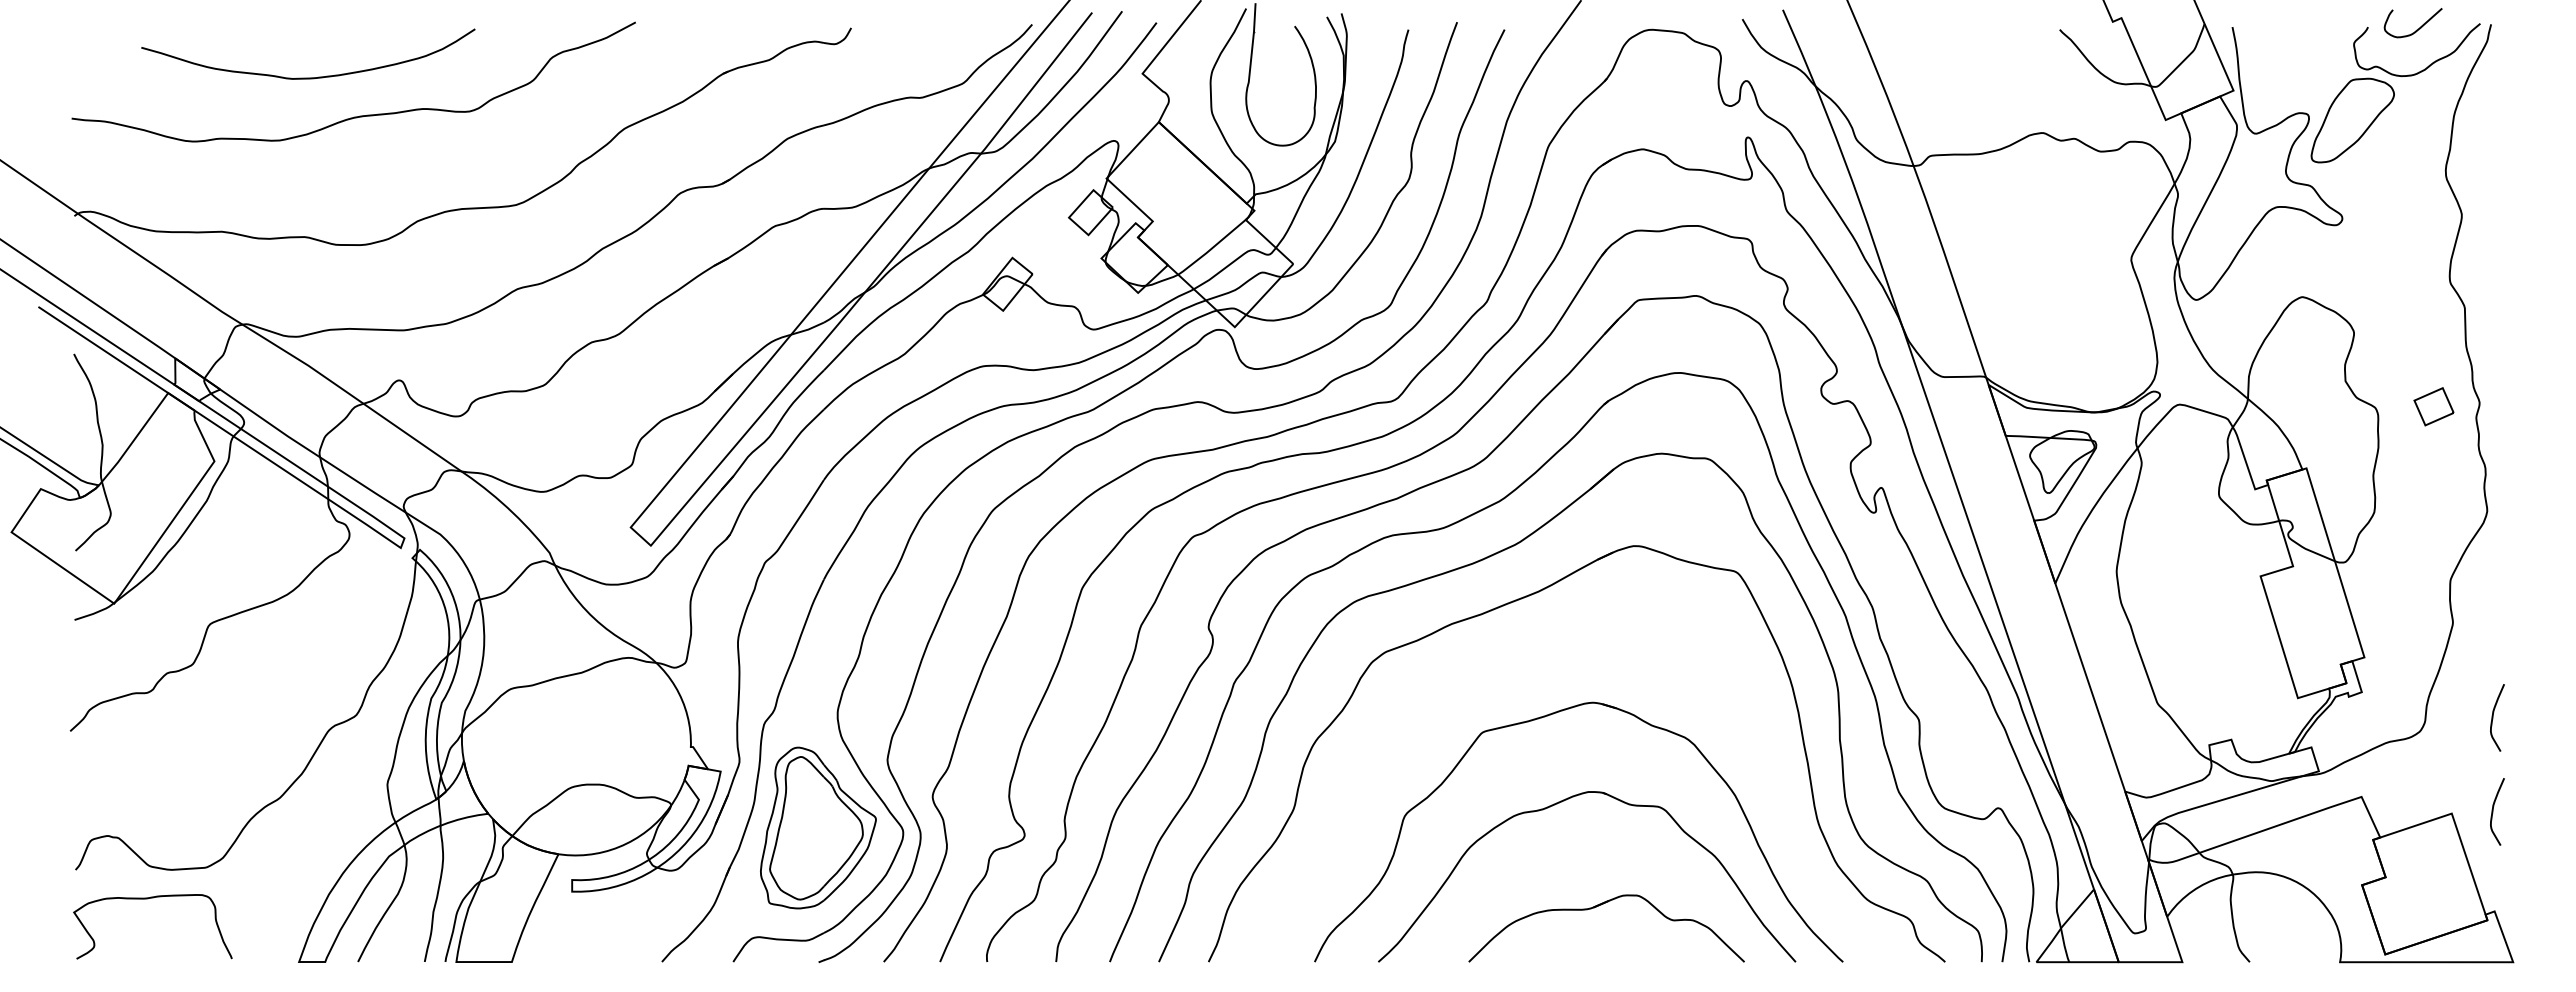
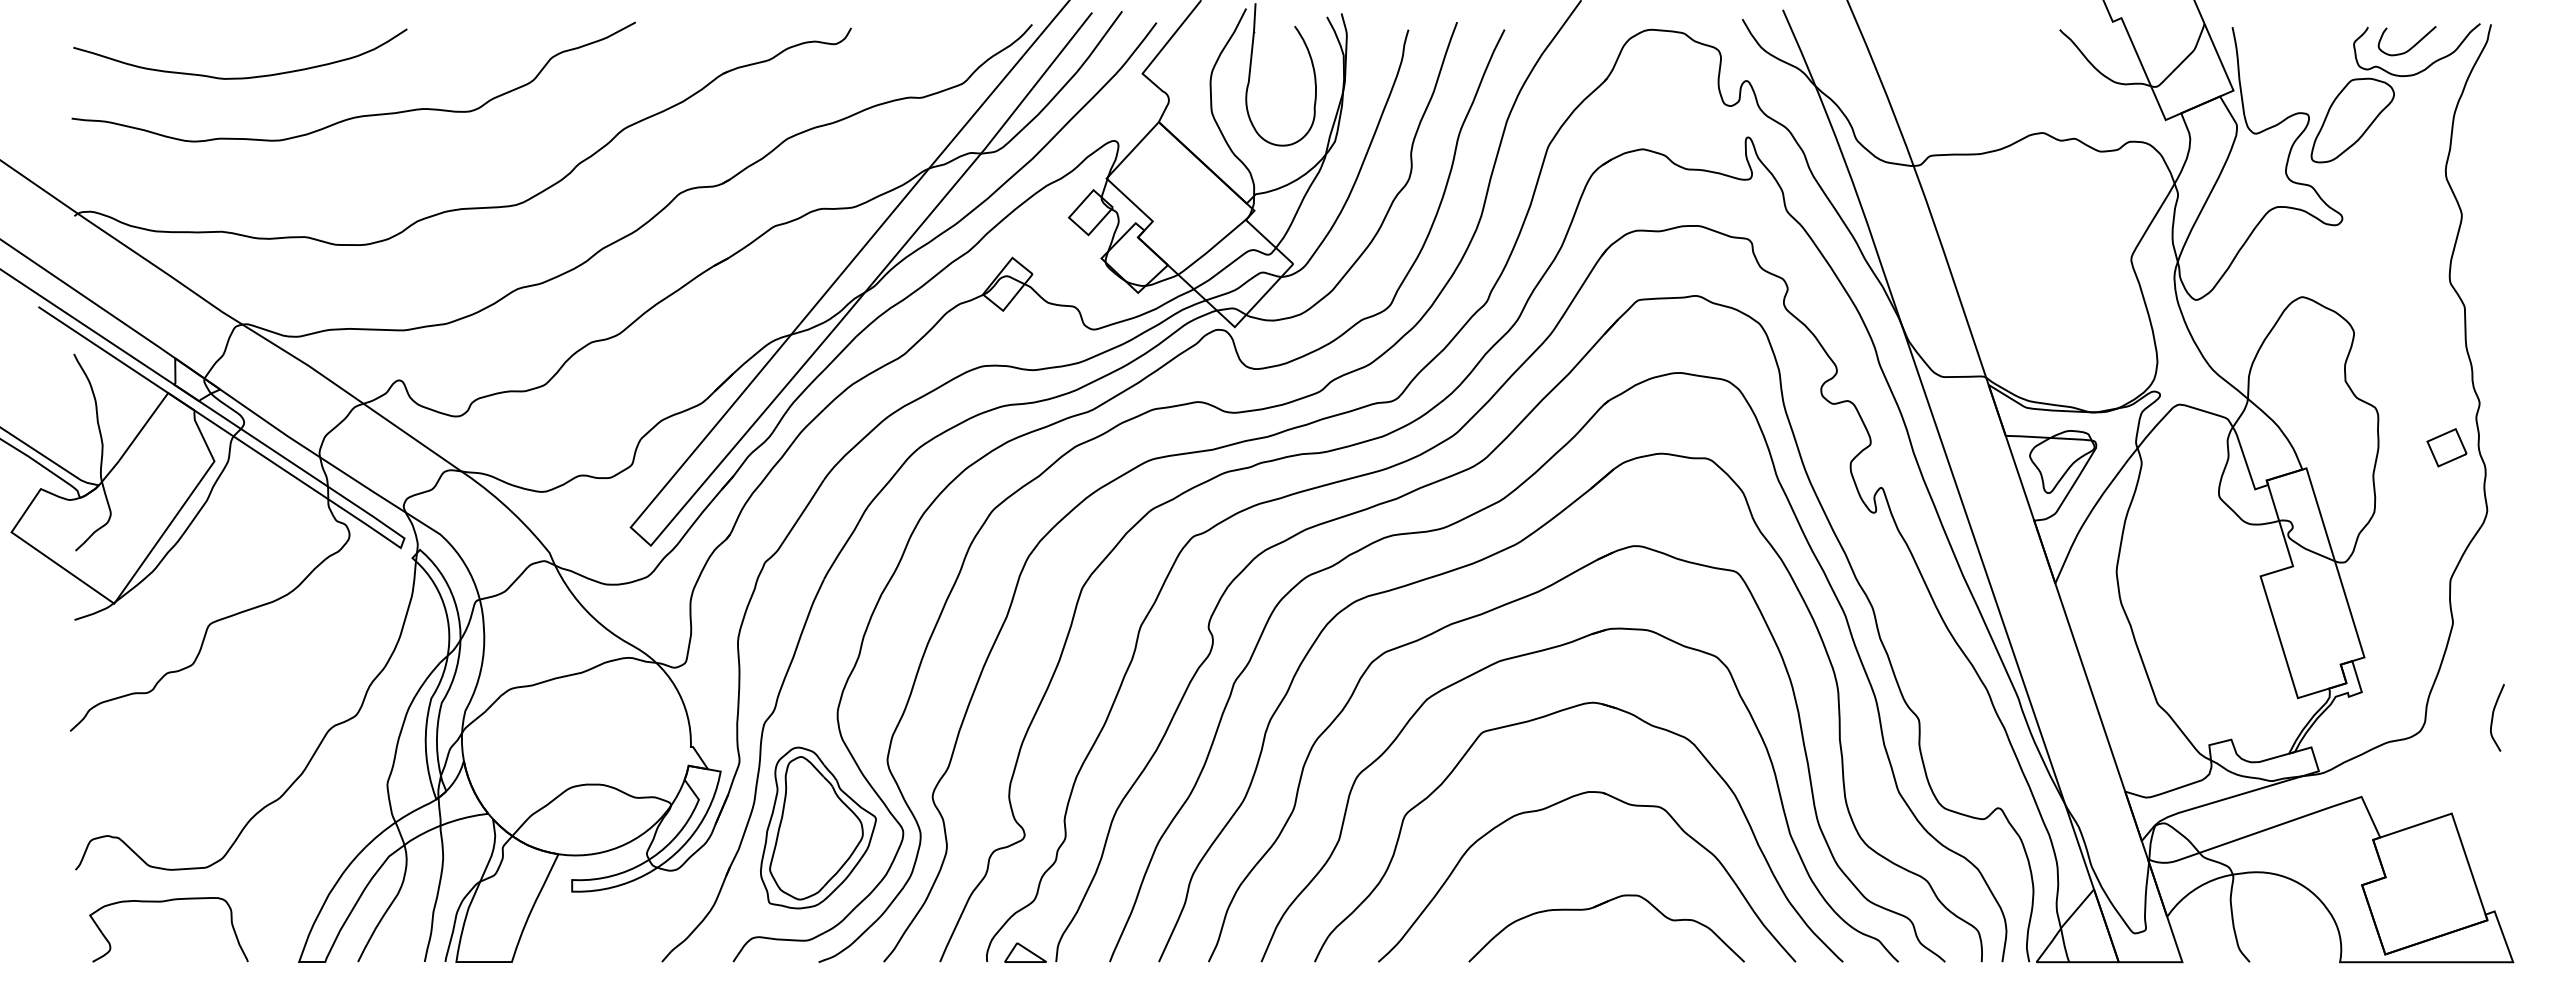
curve position: (2416, 29) -> (2410, 47) (2410, 47)
curve position: (308, 77) -> (240, 77) (240, 77)
part position: (2433, 406) -> (2446, 447) (2446, 447)
part: none -> present (1543, 651)
curve: present -> none (2493, 811)
curve position: (148, 899) -> (164, 902) (164, 902)
part: none -> present (1025, 952)
